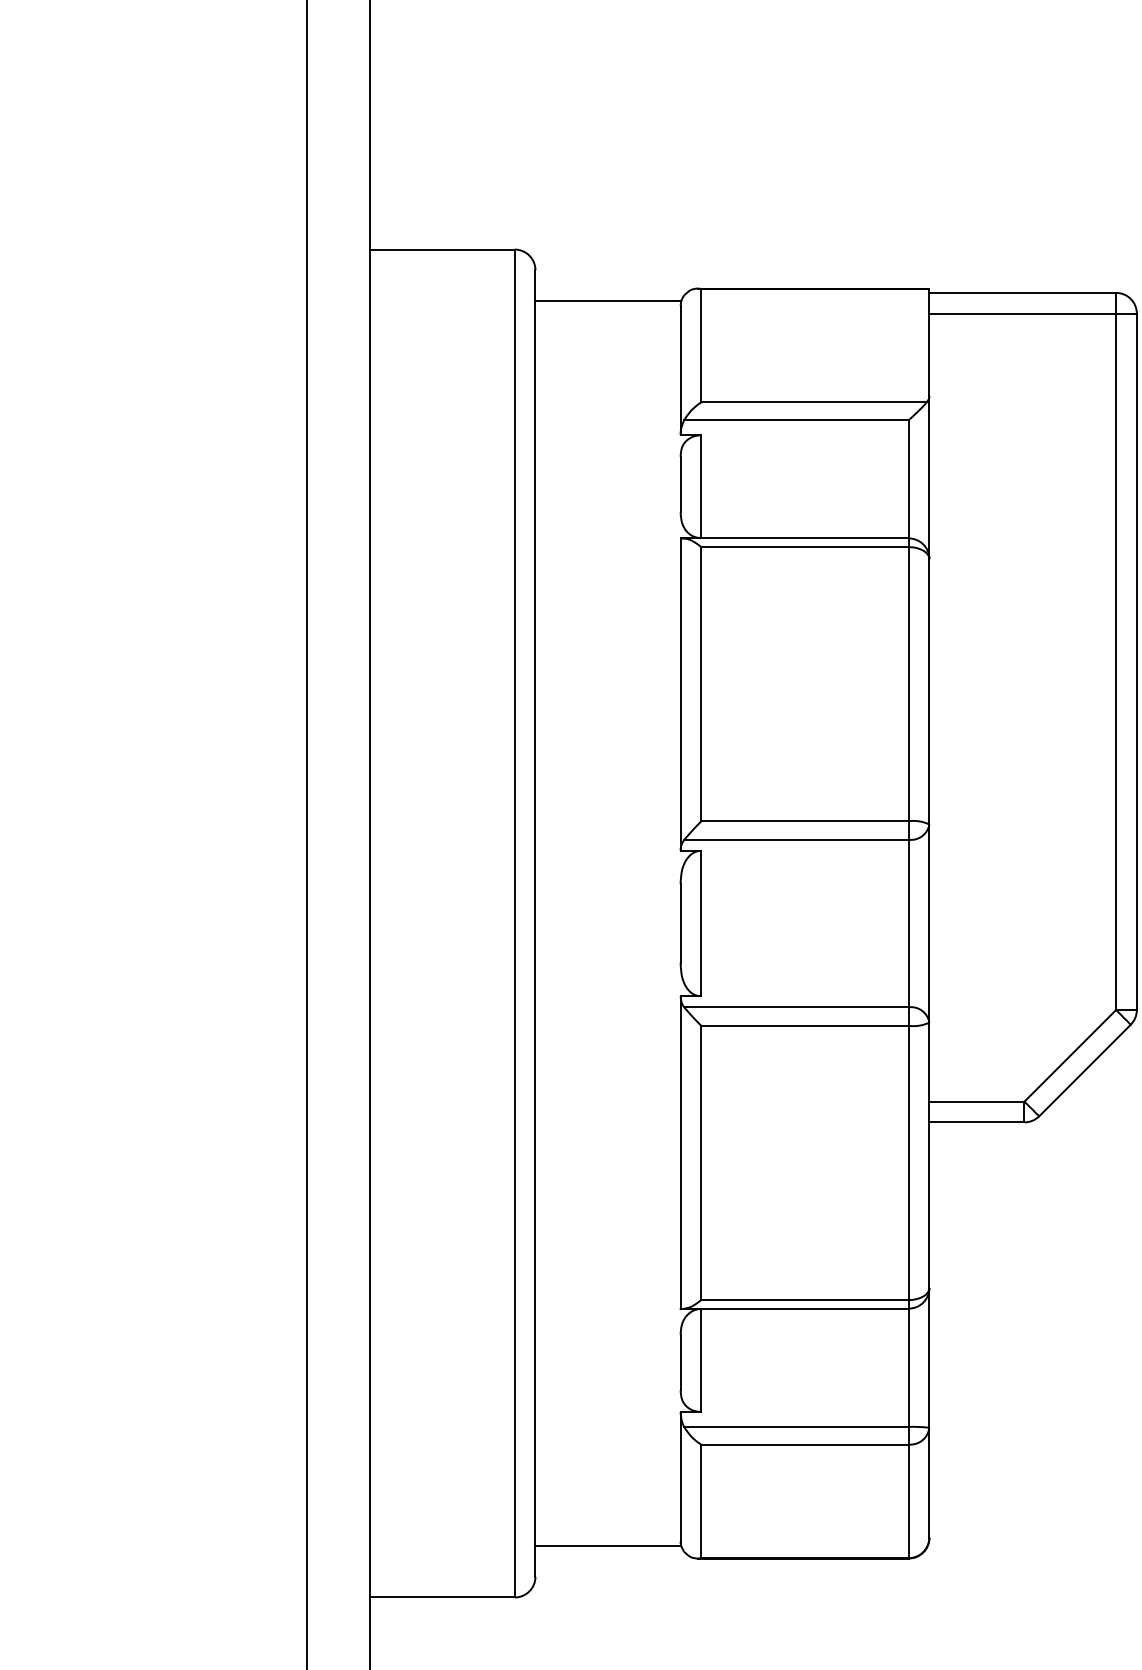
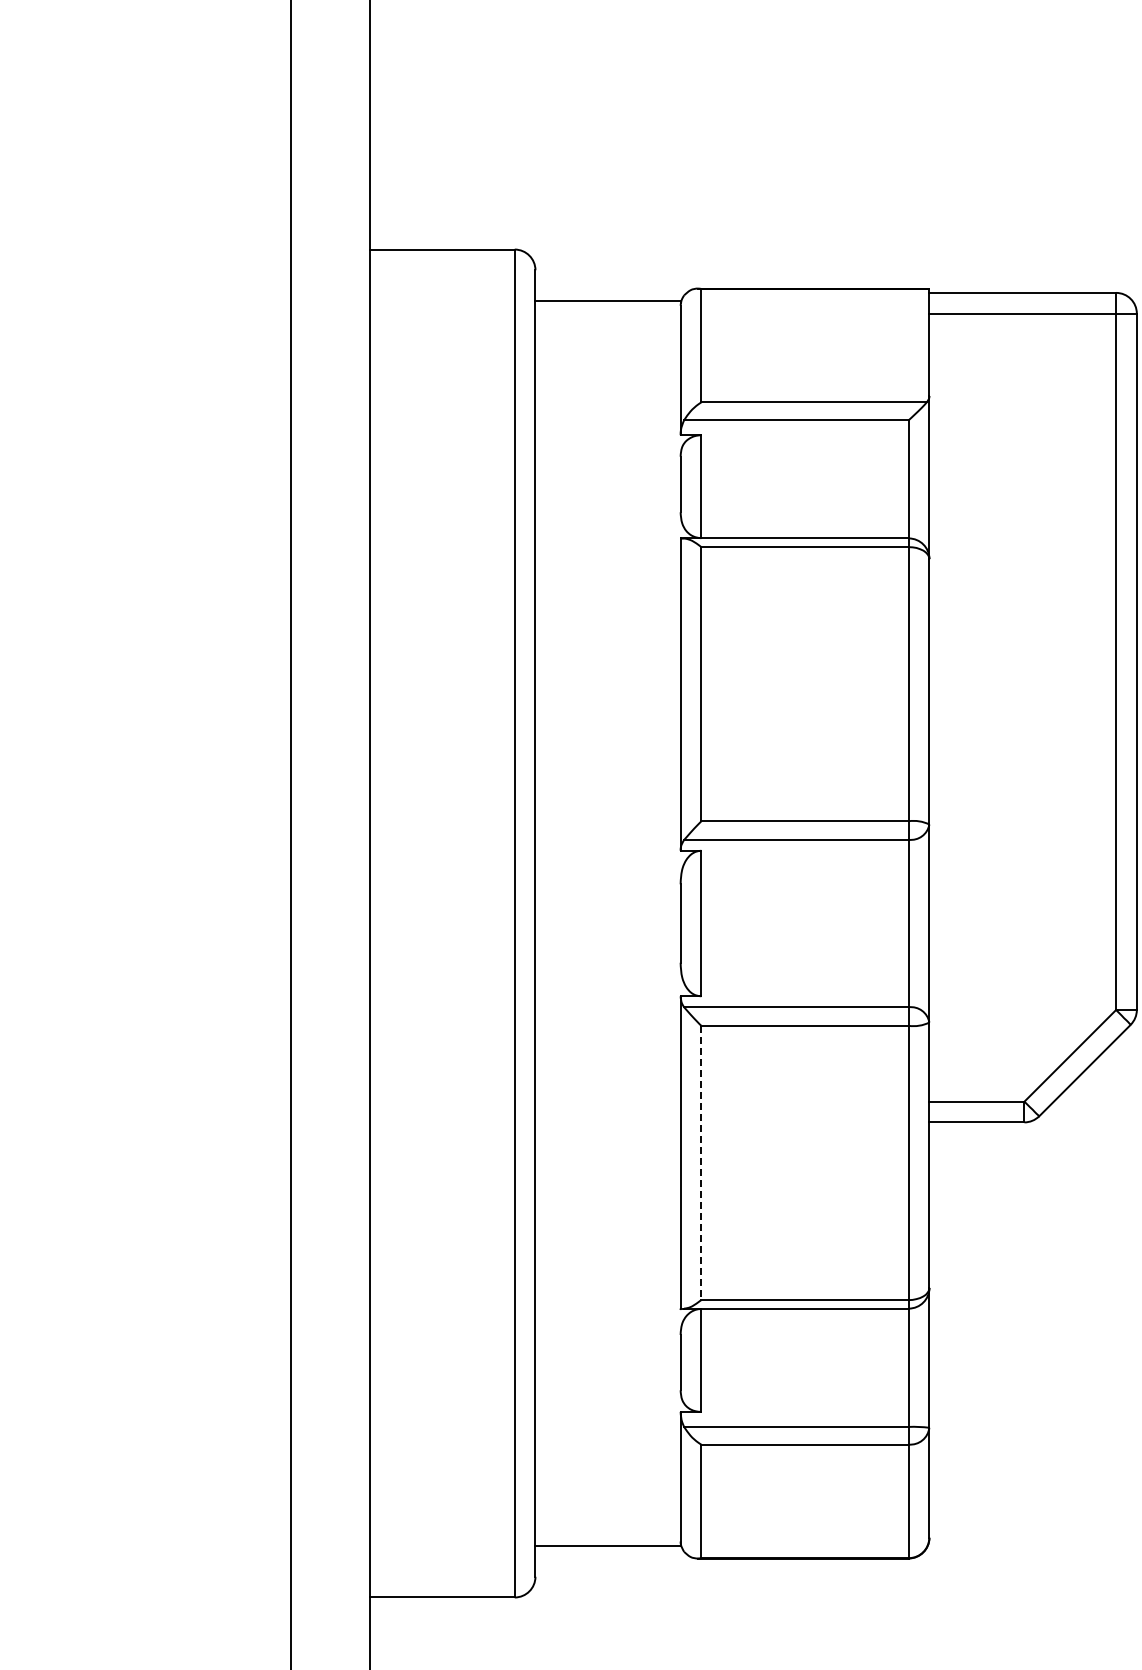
line position: (307, 834) -> (291, 834) (291, 834)
line: solid -> dashed (701, 1163)
